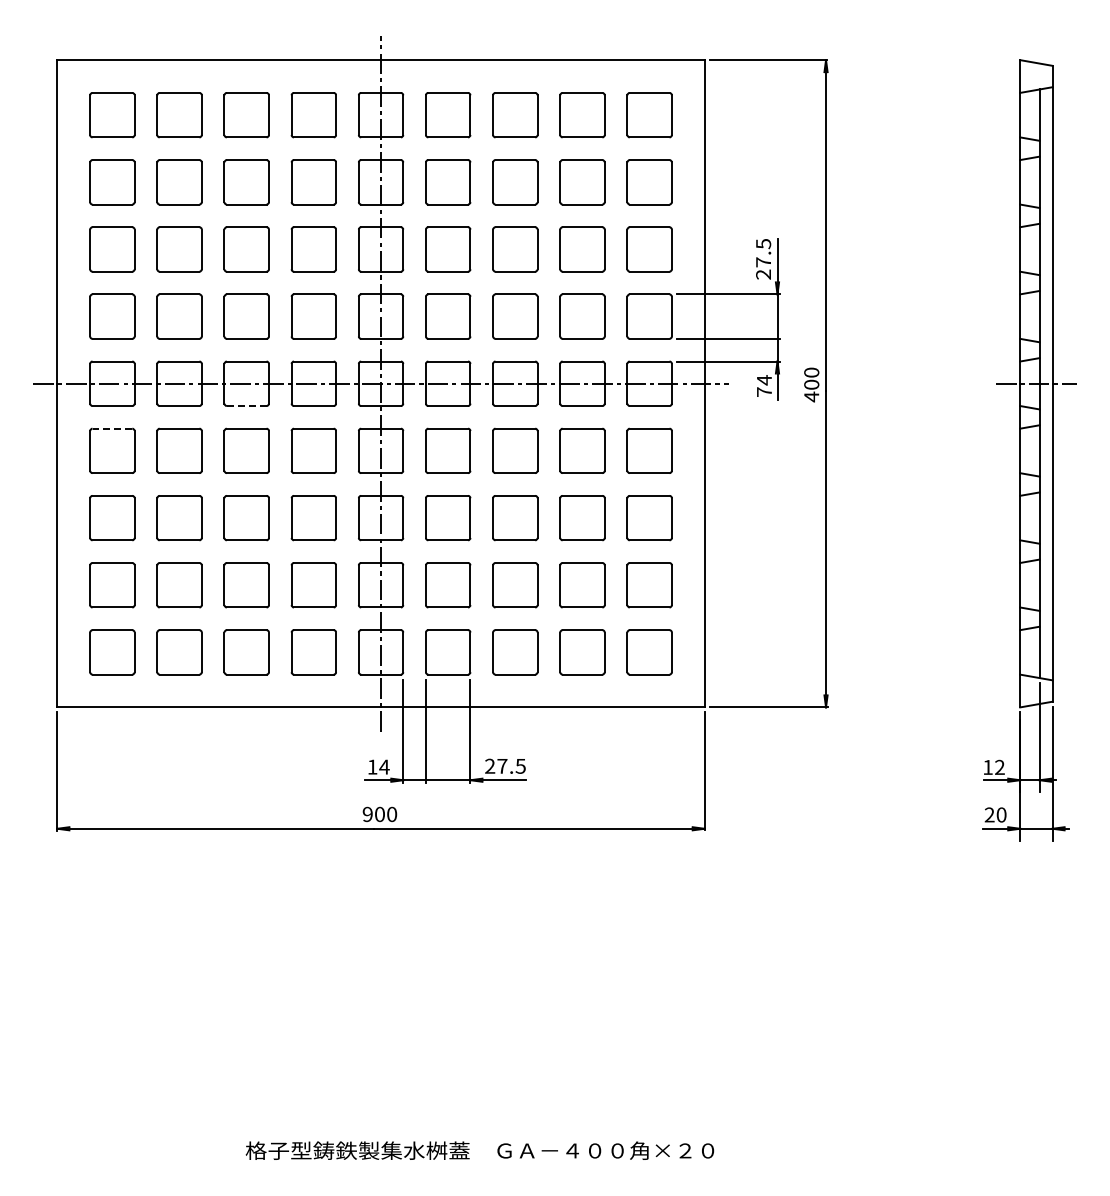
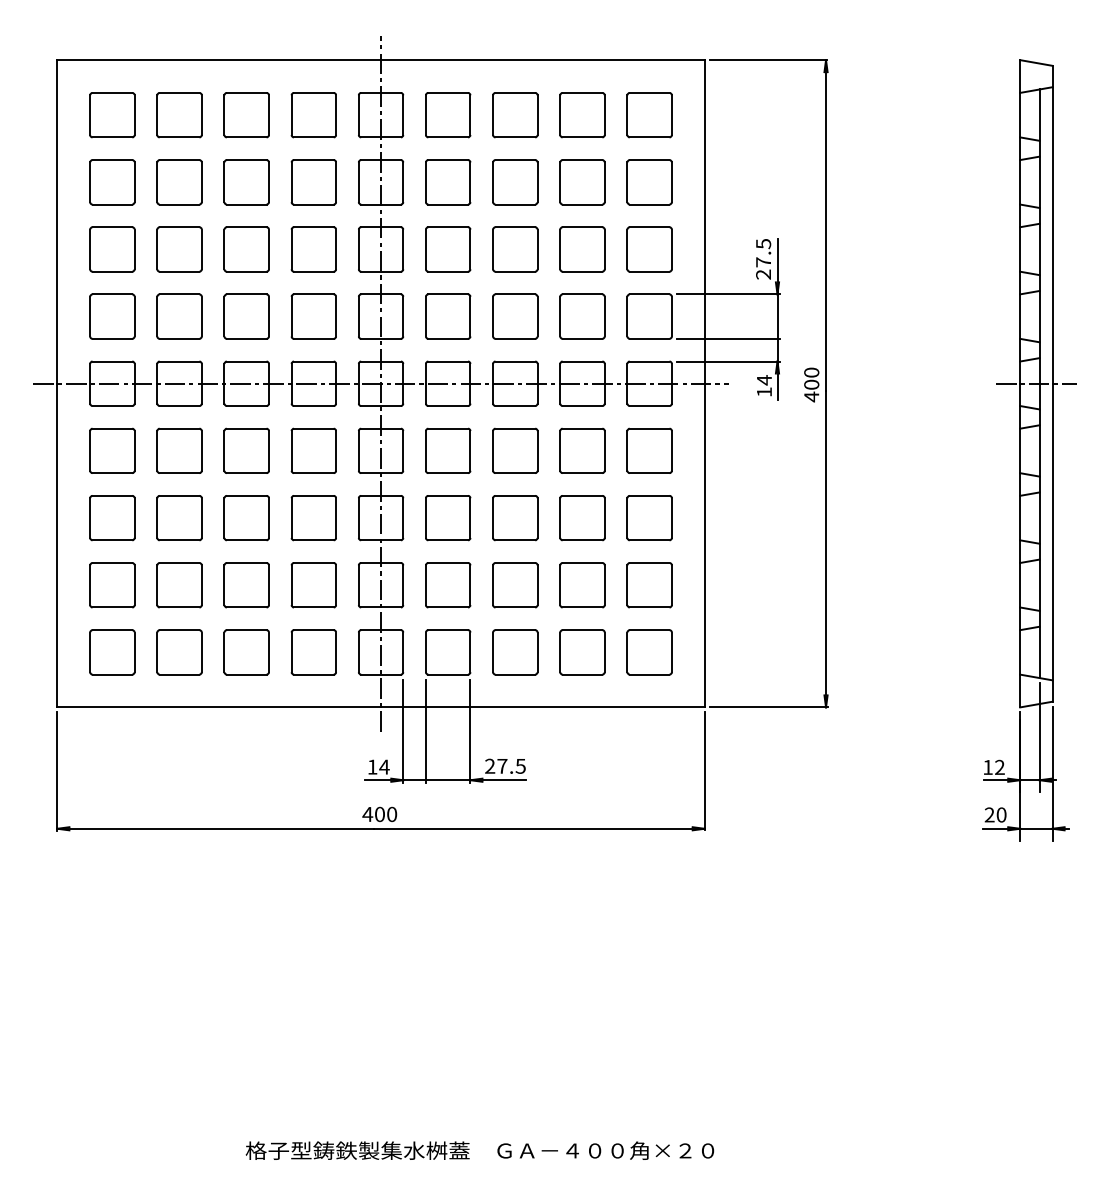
text: 74 -> 14 (764, 391)
line: dashed -> solid (246, 406)
line: dashed -> solid (112, 428)
text: 900 -> 400 (367, 814)
